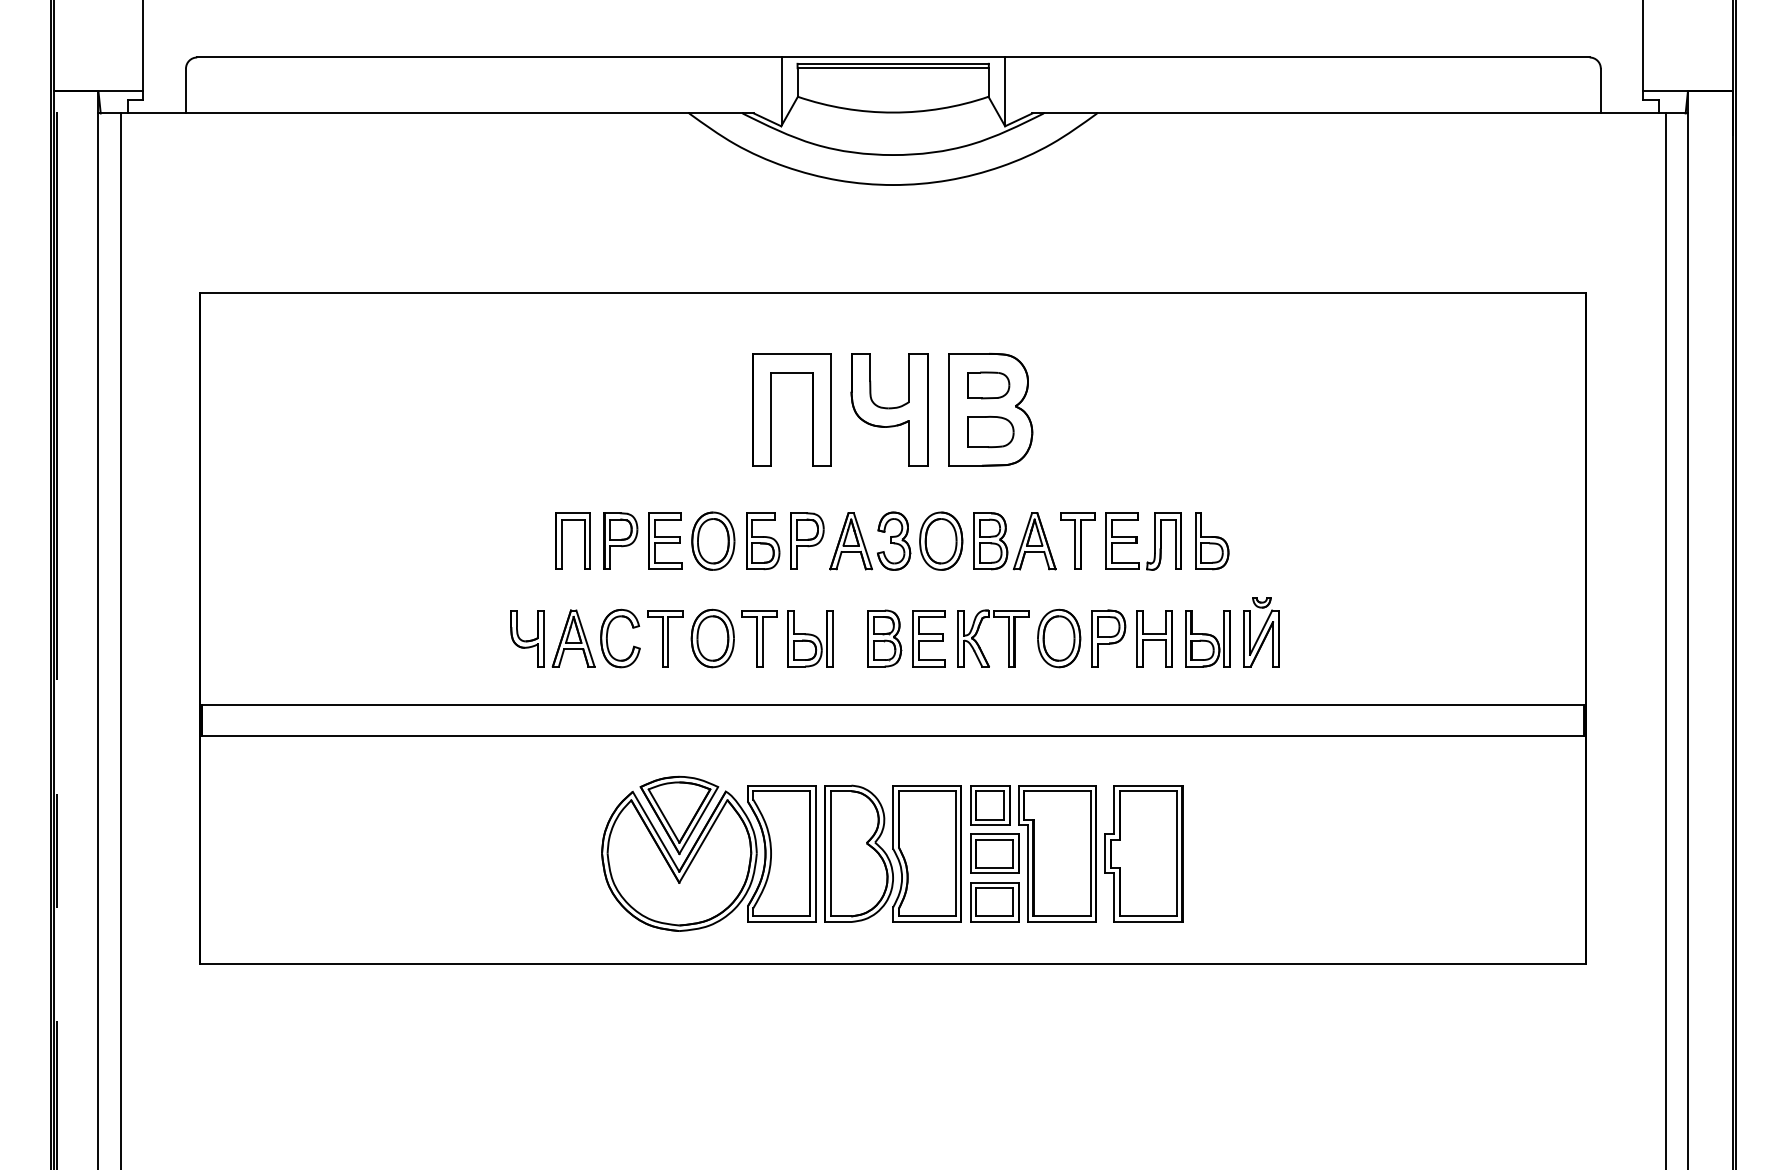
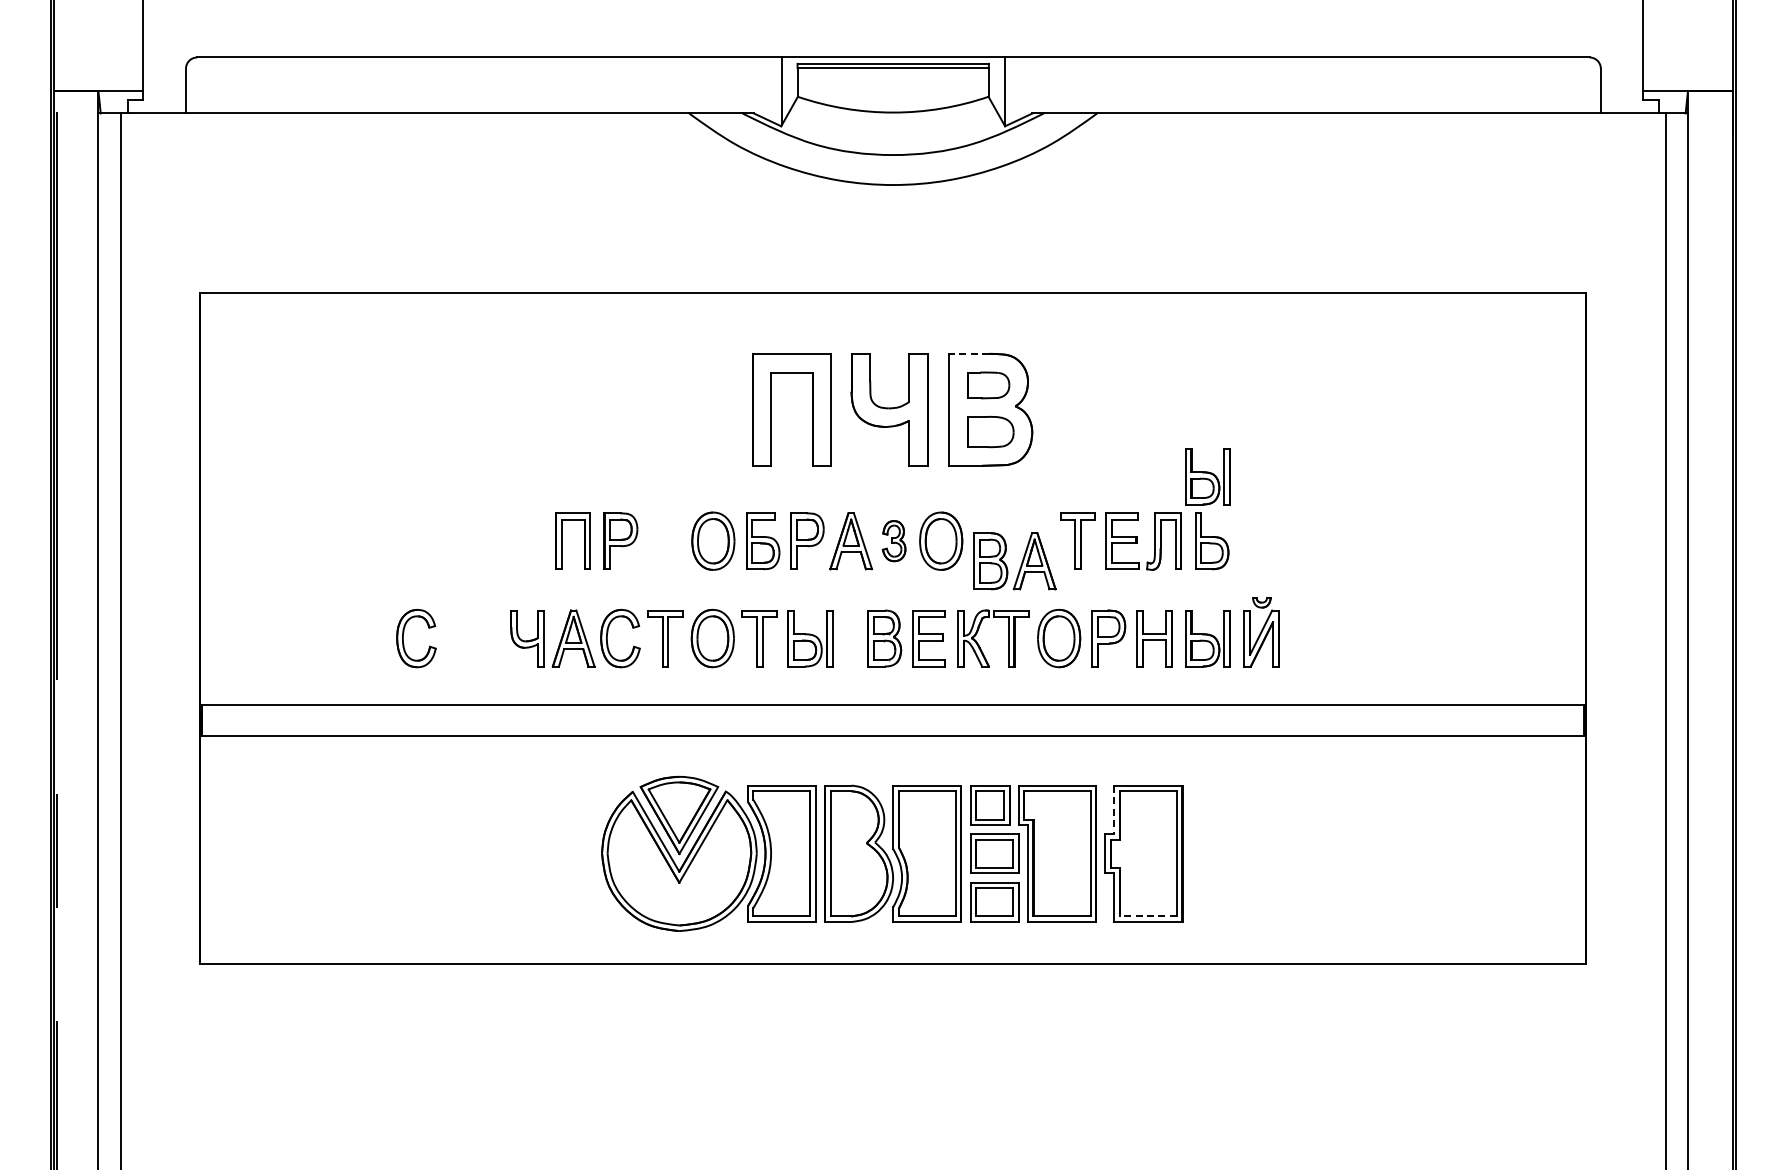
line: solid -> dashed (968, 353)
part: none -> present (1207, 476)
part: present -> none (665, 540)
part size: 35x60 px -> 26x43 px (893, 541)
part position: (1021, 542) -> (1021, 562) (1021, 562)
part: none -> present (403, 638)
line: solid -> dashed (1114, 810)
line: solid -> dashed (1147, 916)
